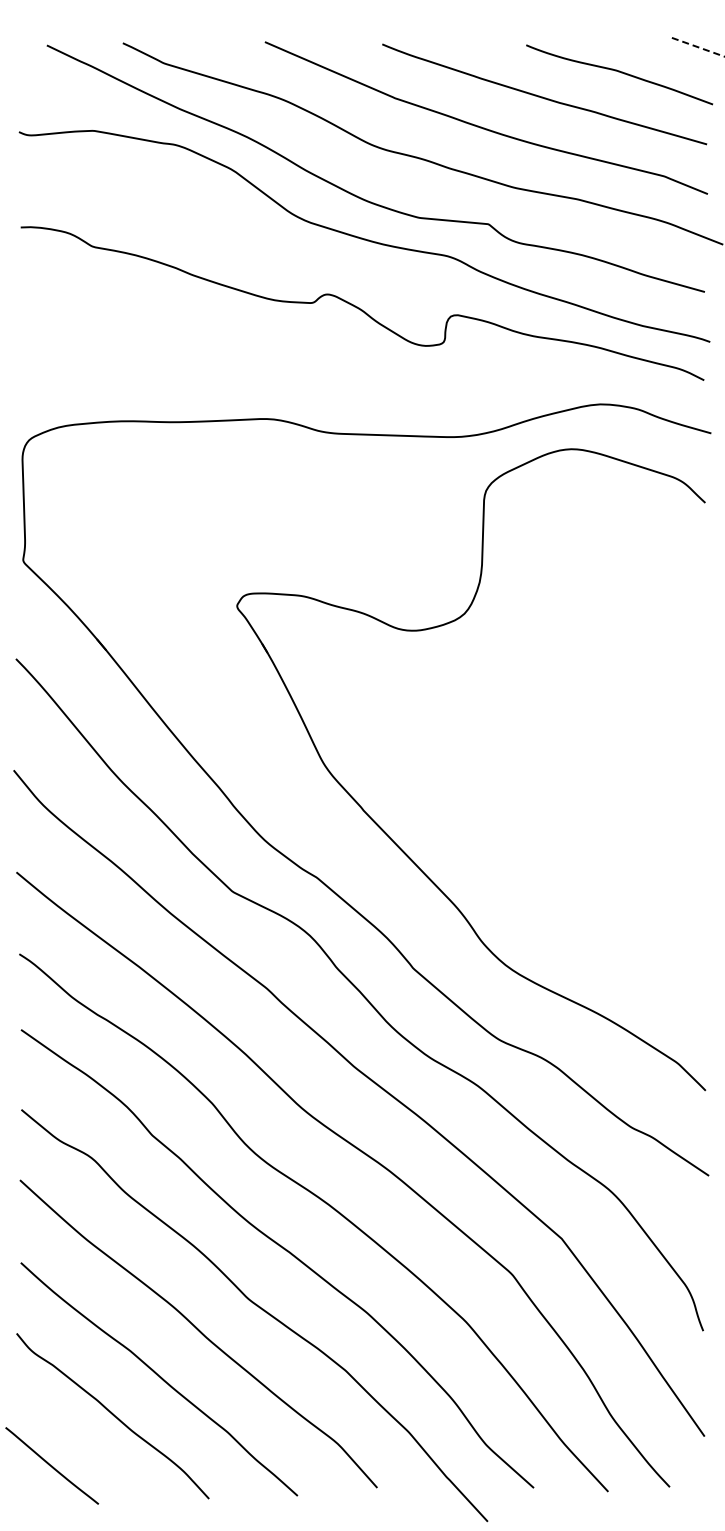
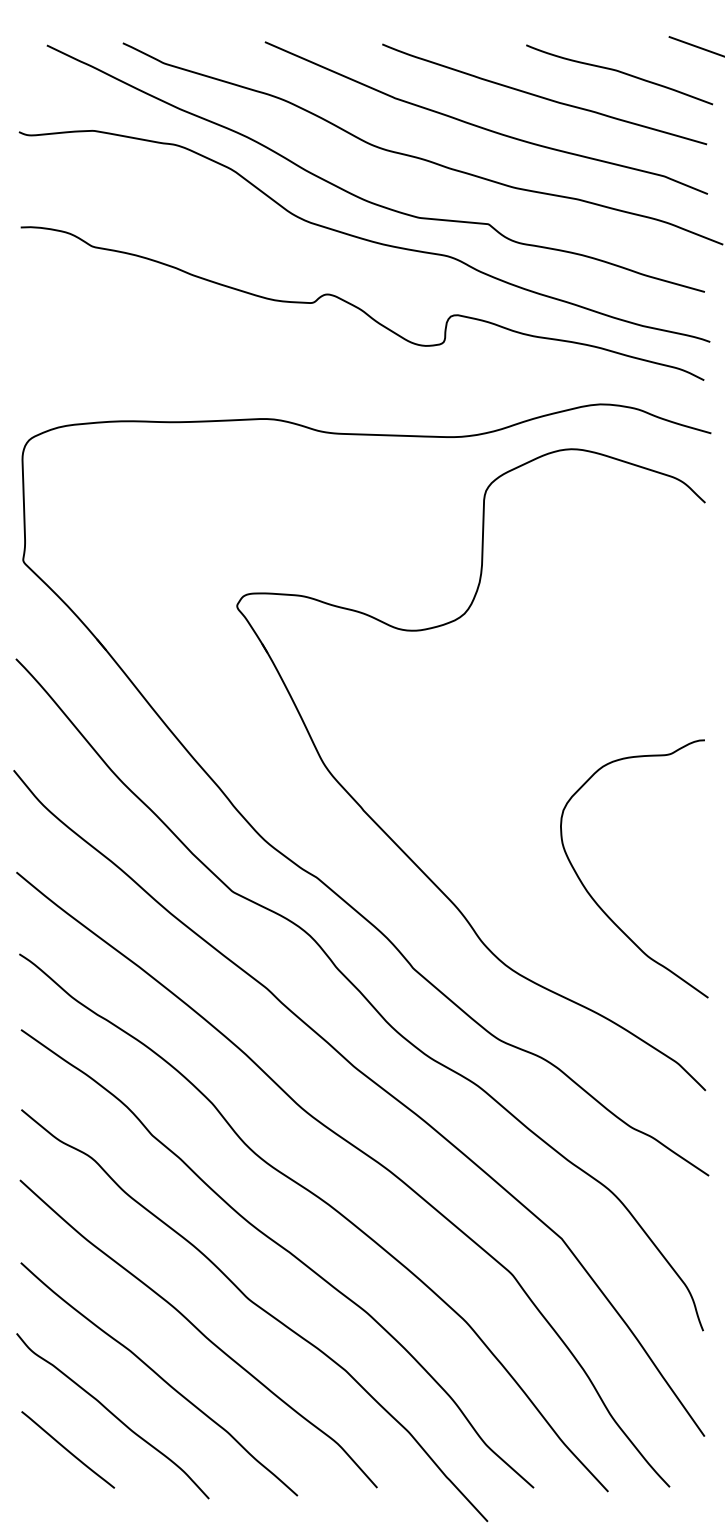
line: dashed -> solid (696, 46)
curve: none -> present (596, 901)
curve position: (52, 1465) -> (68, 1449) (68, 1449)
